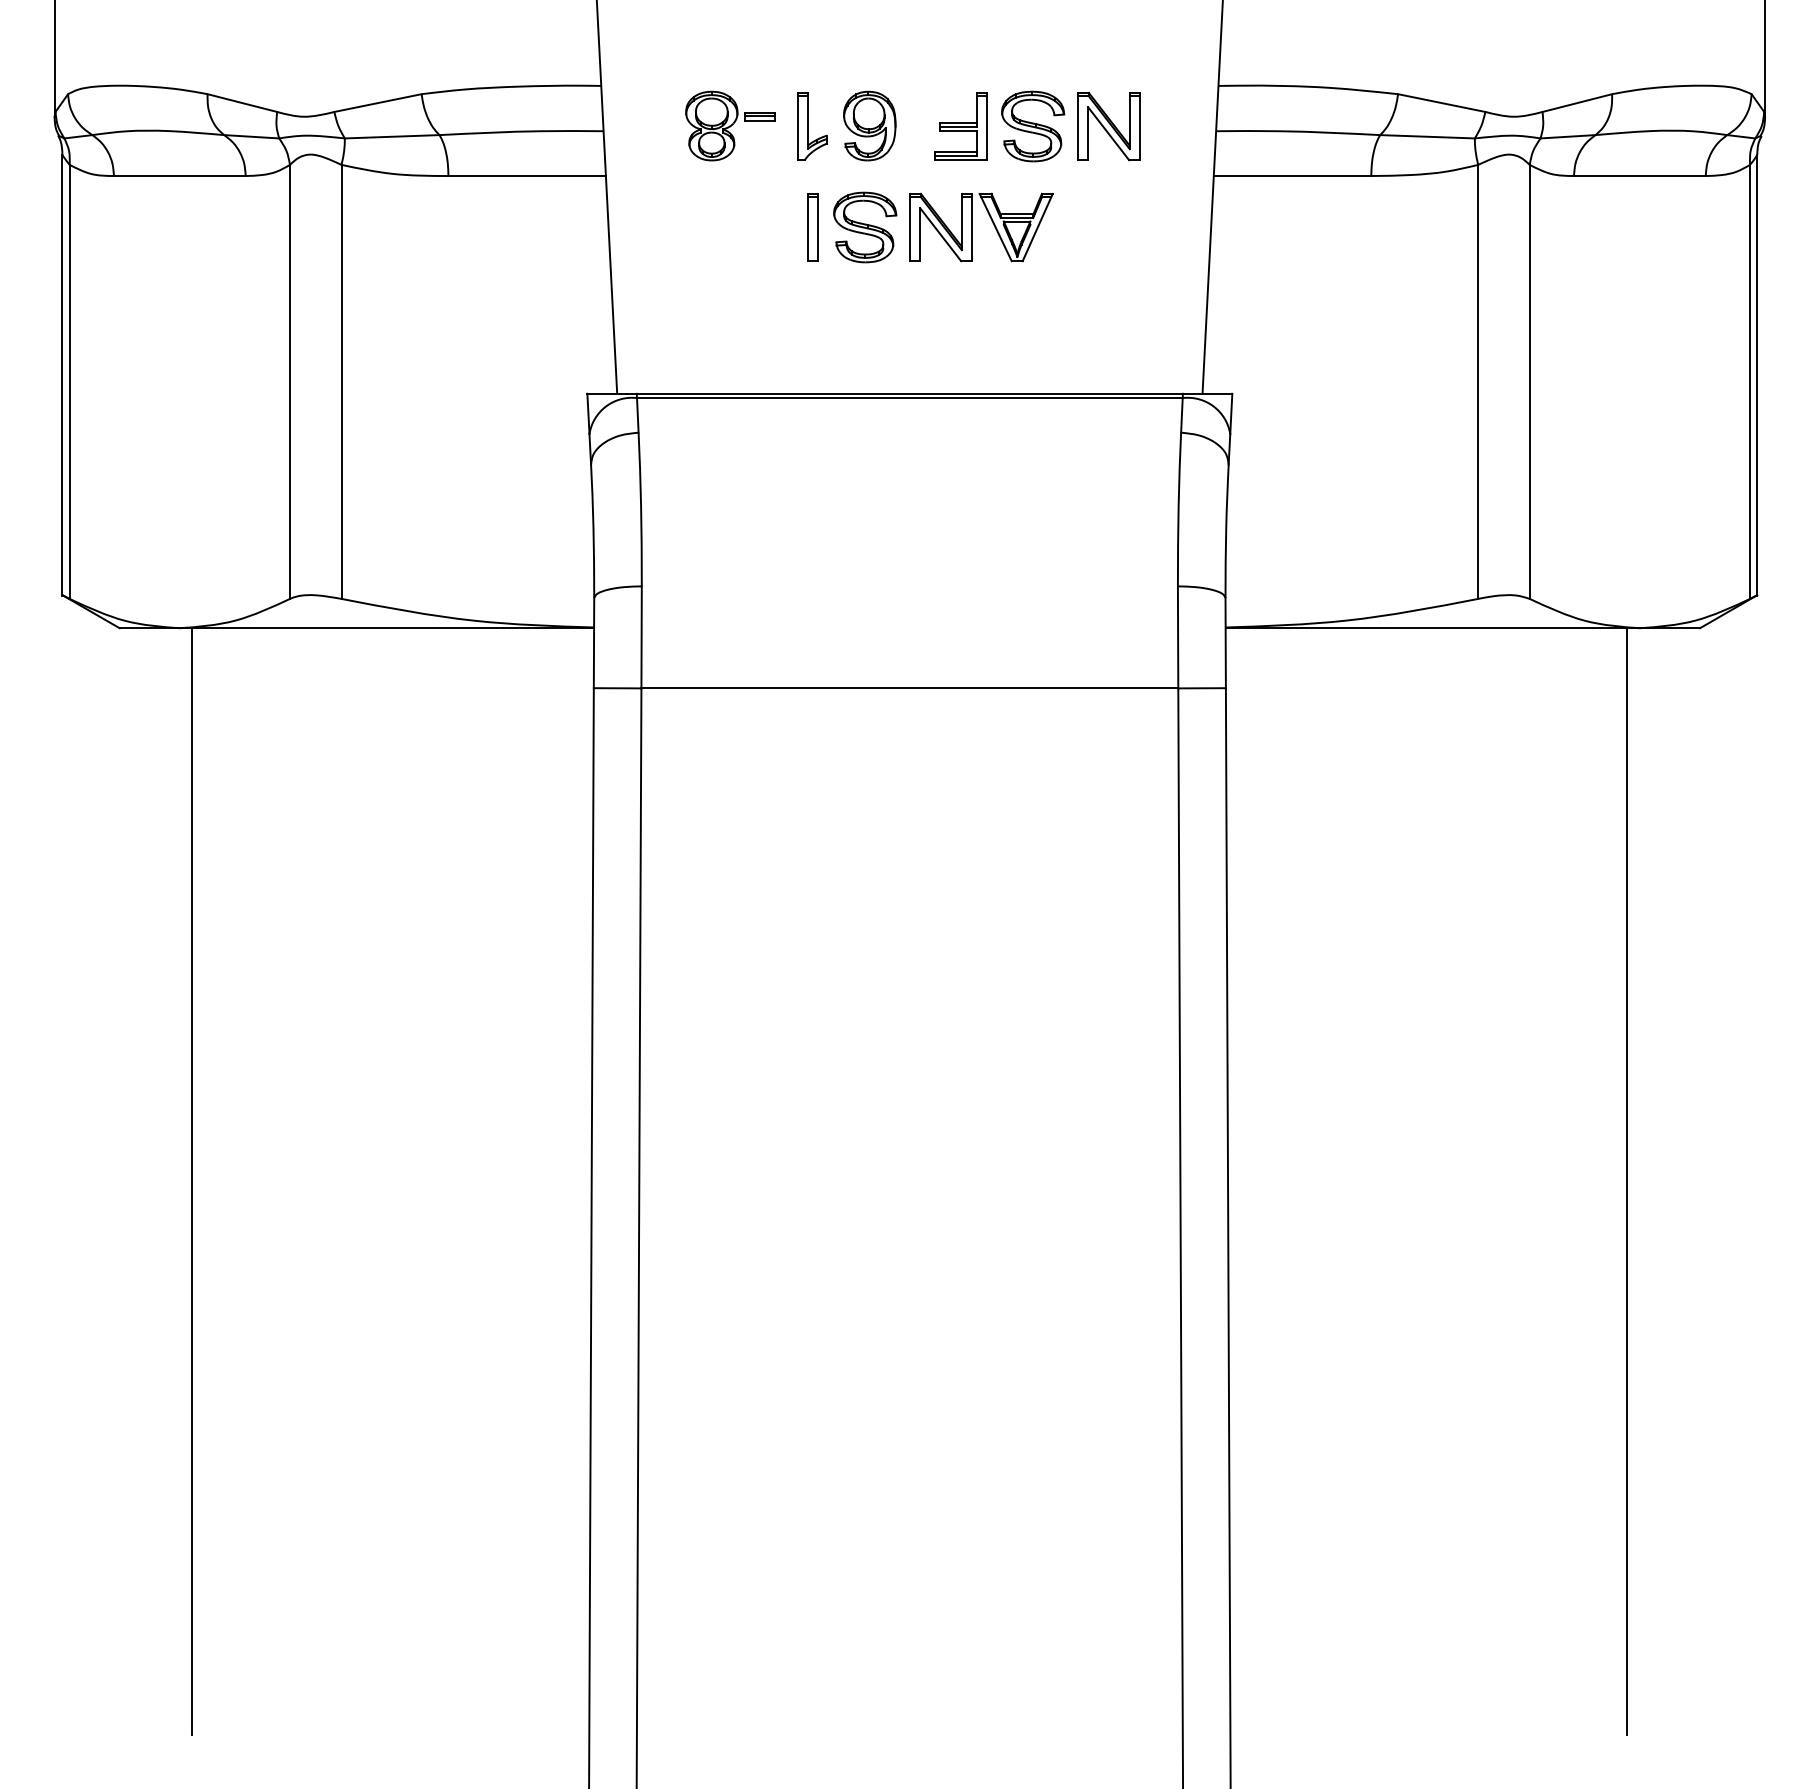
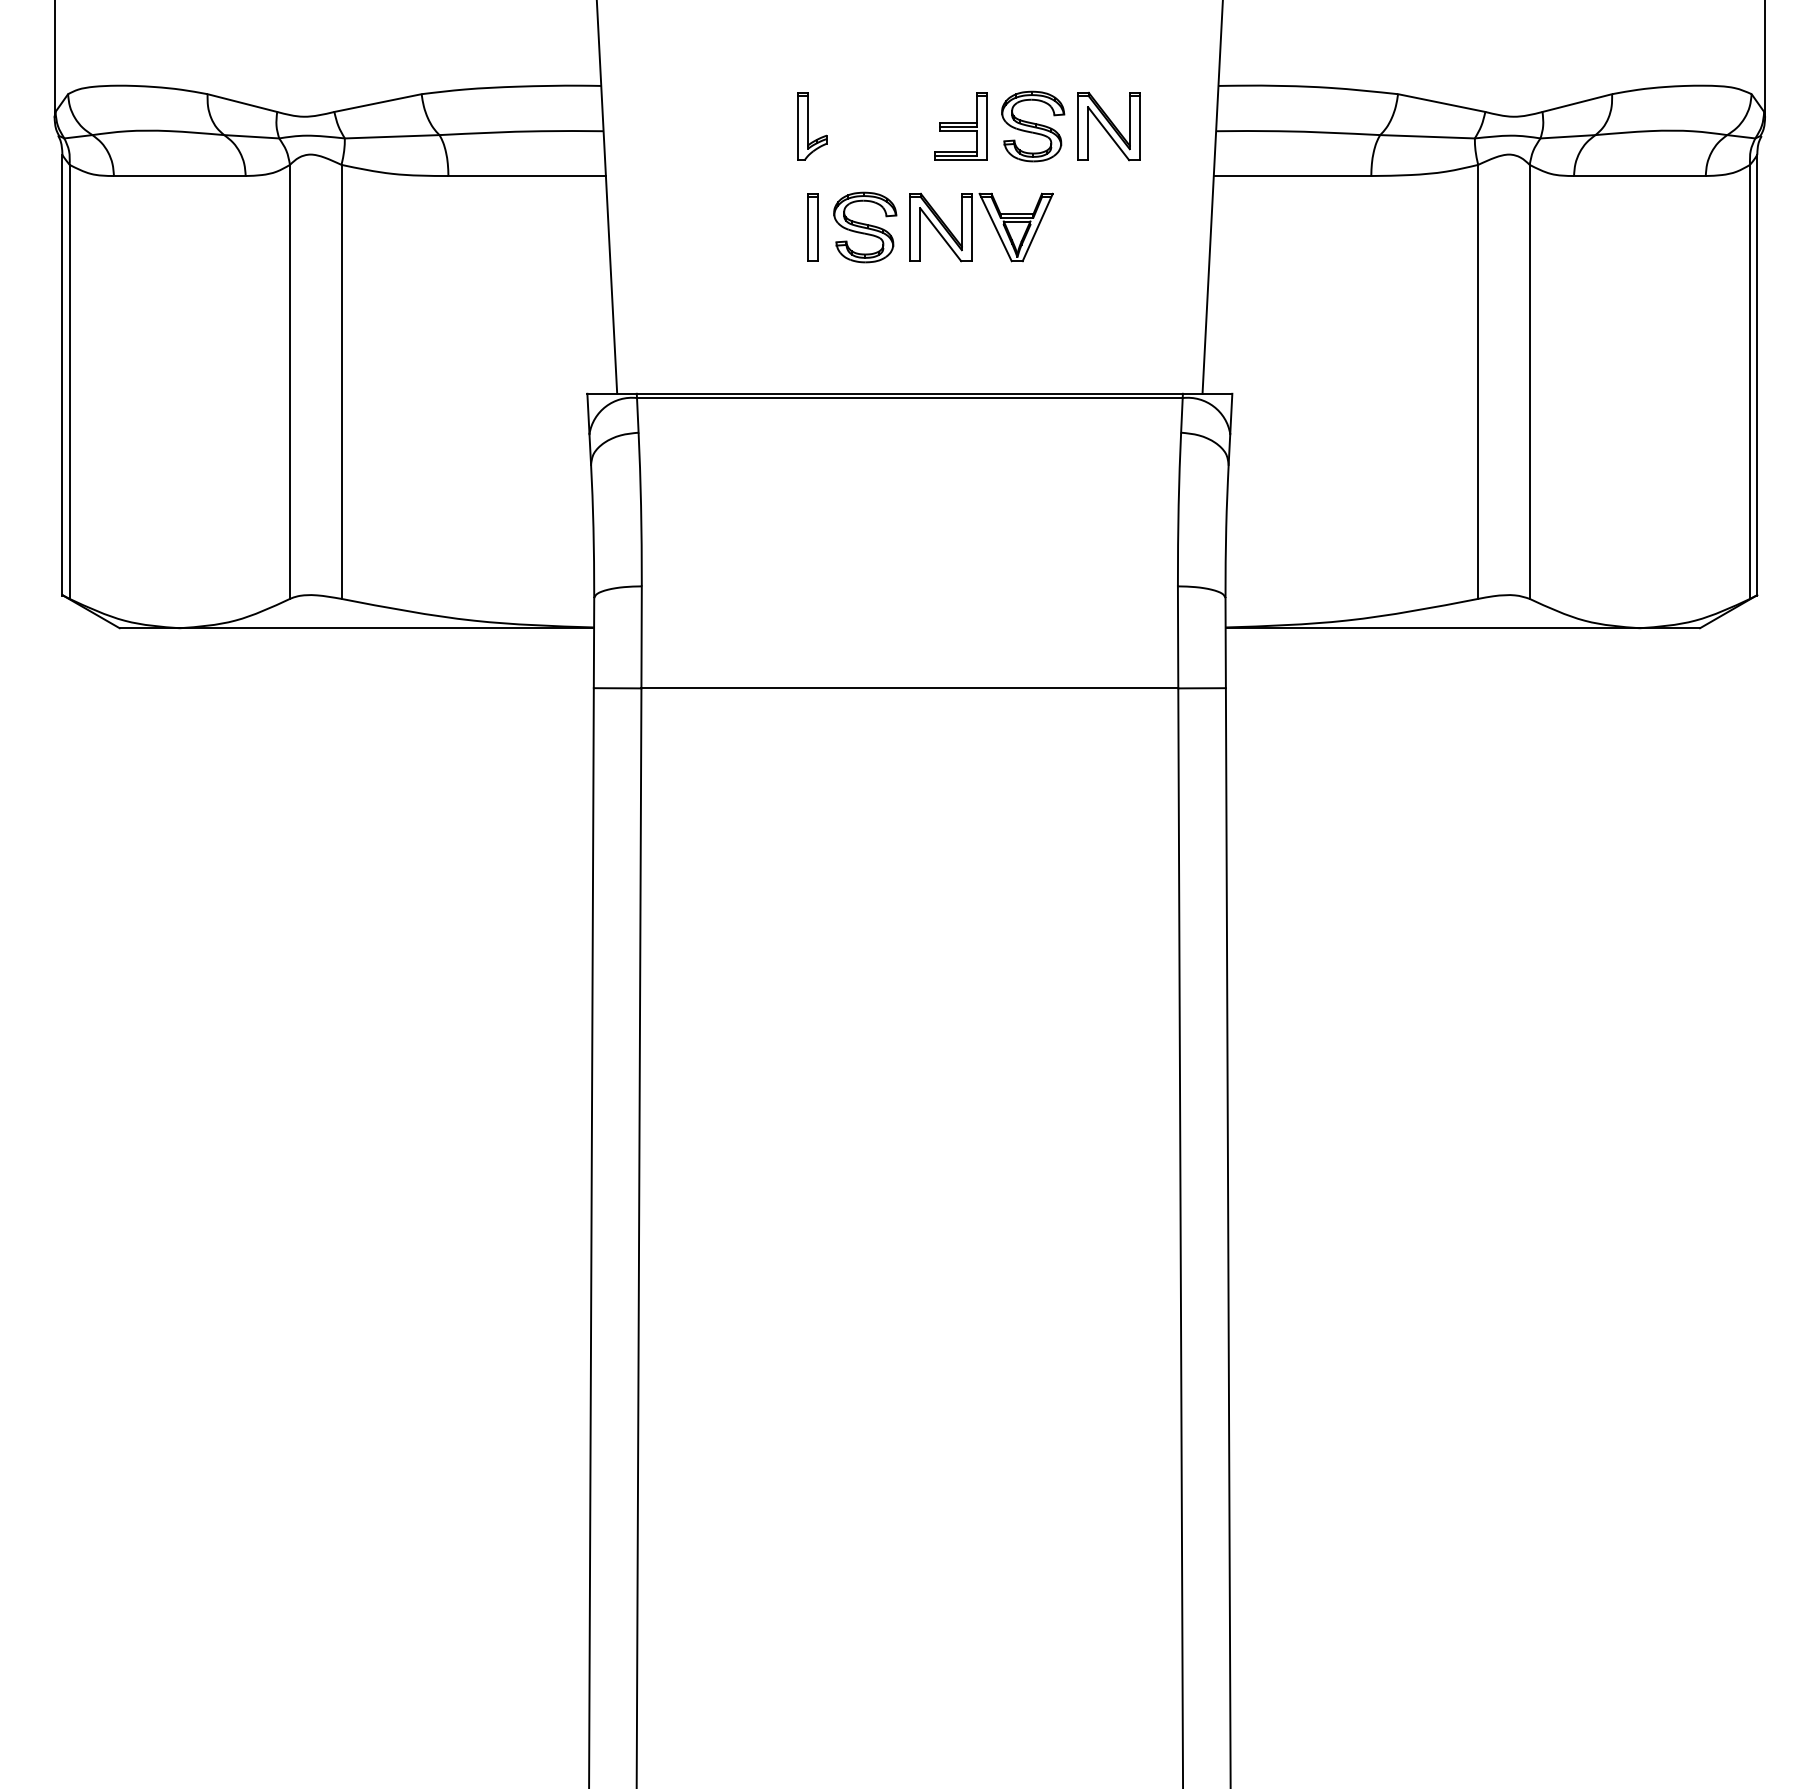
part: present -> none (730, 125)
part: present -> none (869, 125)
line: present -> none (192, 1181)
line: present -> none (1627, 1181)
